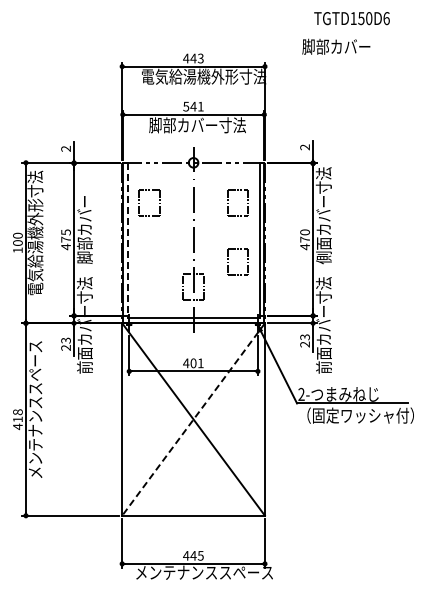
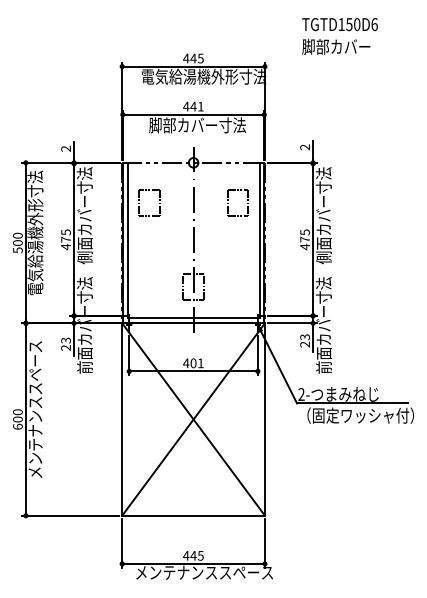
text position: (351, 18) -> (339, 24) (339, 24)
text: 443 -> 445 (200, 57)
text: 541 -> 441 (186, 106)
text: 脚部カバー -> 側面カバー寸法 (84, 215)
text: 470 -> 475 (304, 232)
line: dashed -> solid (127, 241)
text: 100 -> 500 (17, 250)
part: present -> none (228, 262)
text: 418 -> 600 (17, 419)
line: dashed -> solid (193, 419)
